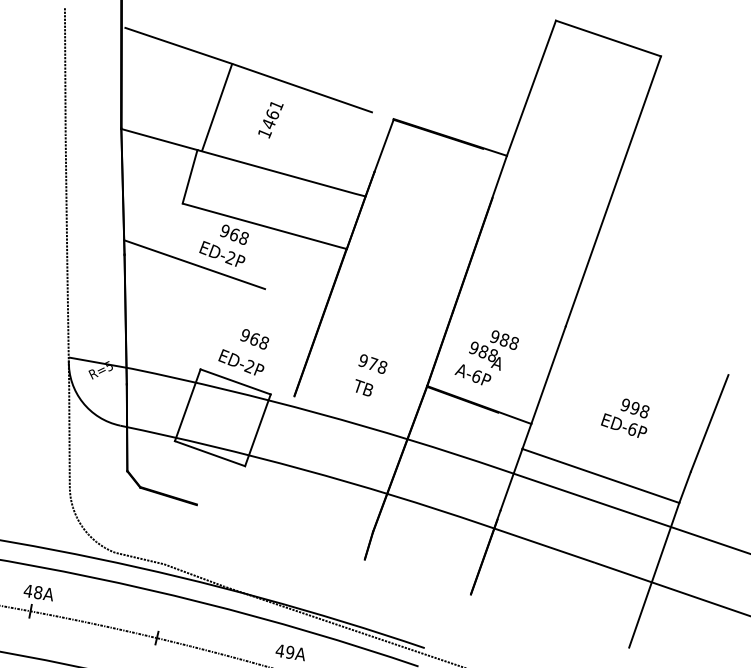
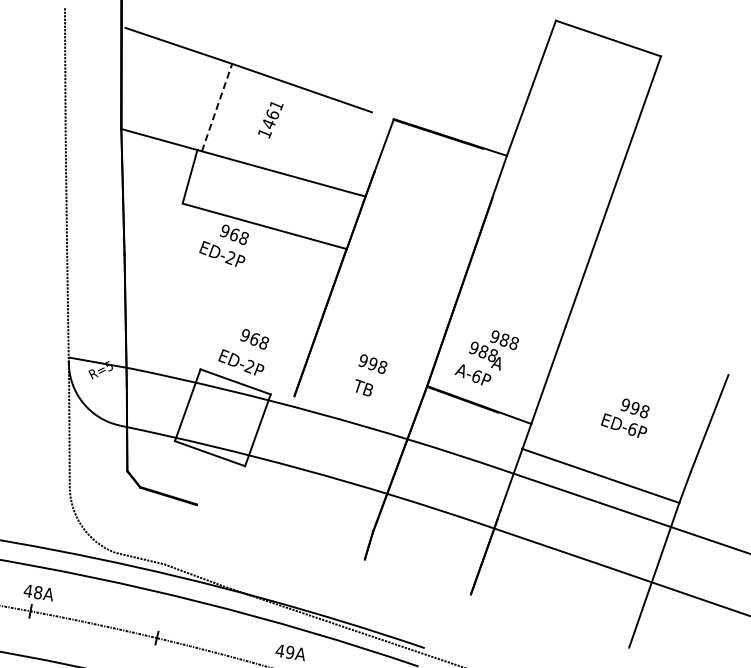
line: solid -> dashed (217, 107)
line: present -> none (194, 264)
text: 978 -> 998 (373, 363)
